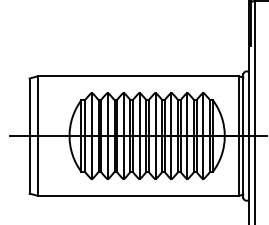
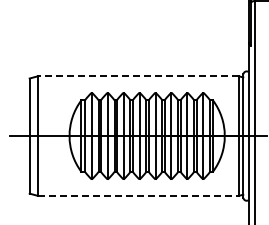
line: solid -> dashed (138, 76)
line: solid -> dashed (138, 195)
